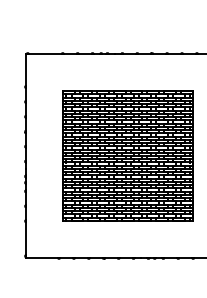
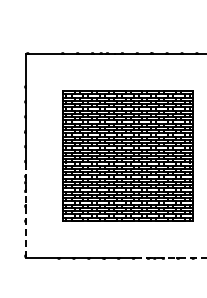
line: solid -> dashed (25, 213)
line: solid -> dashed (173, 258)
